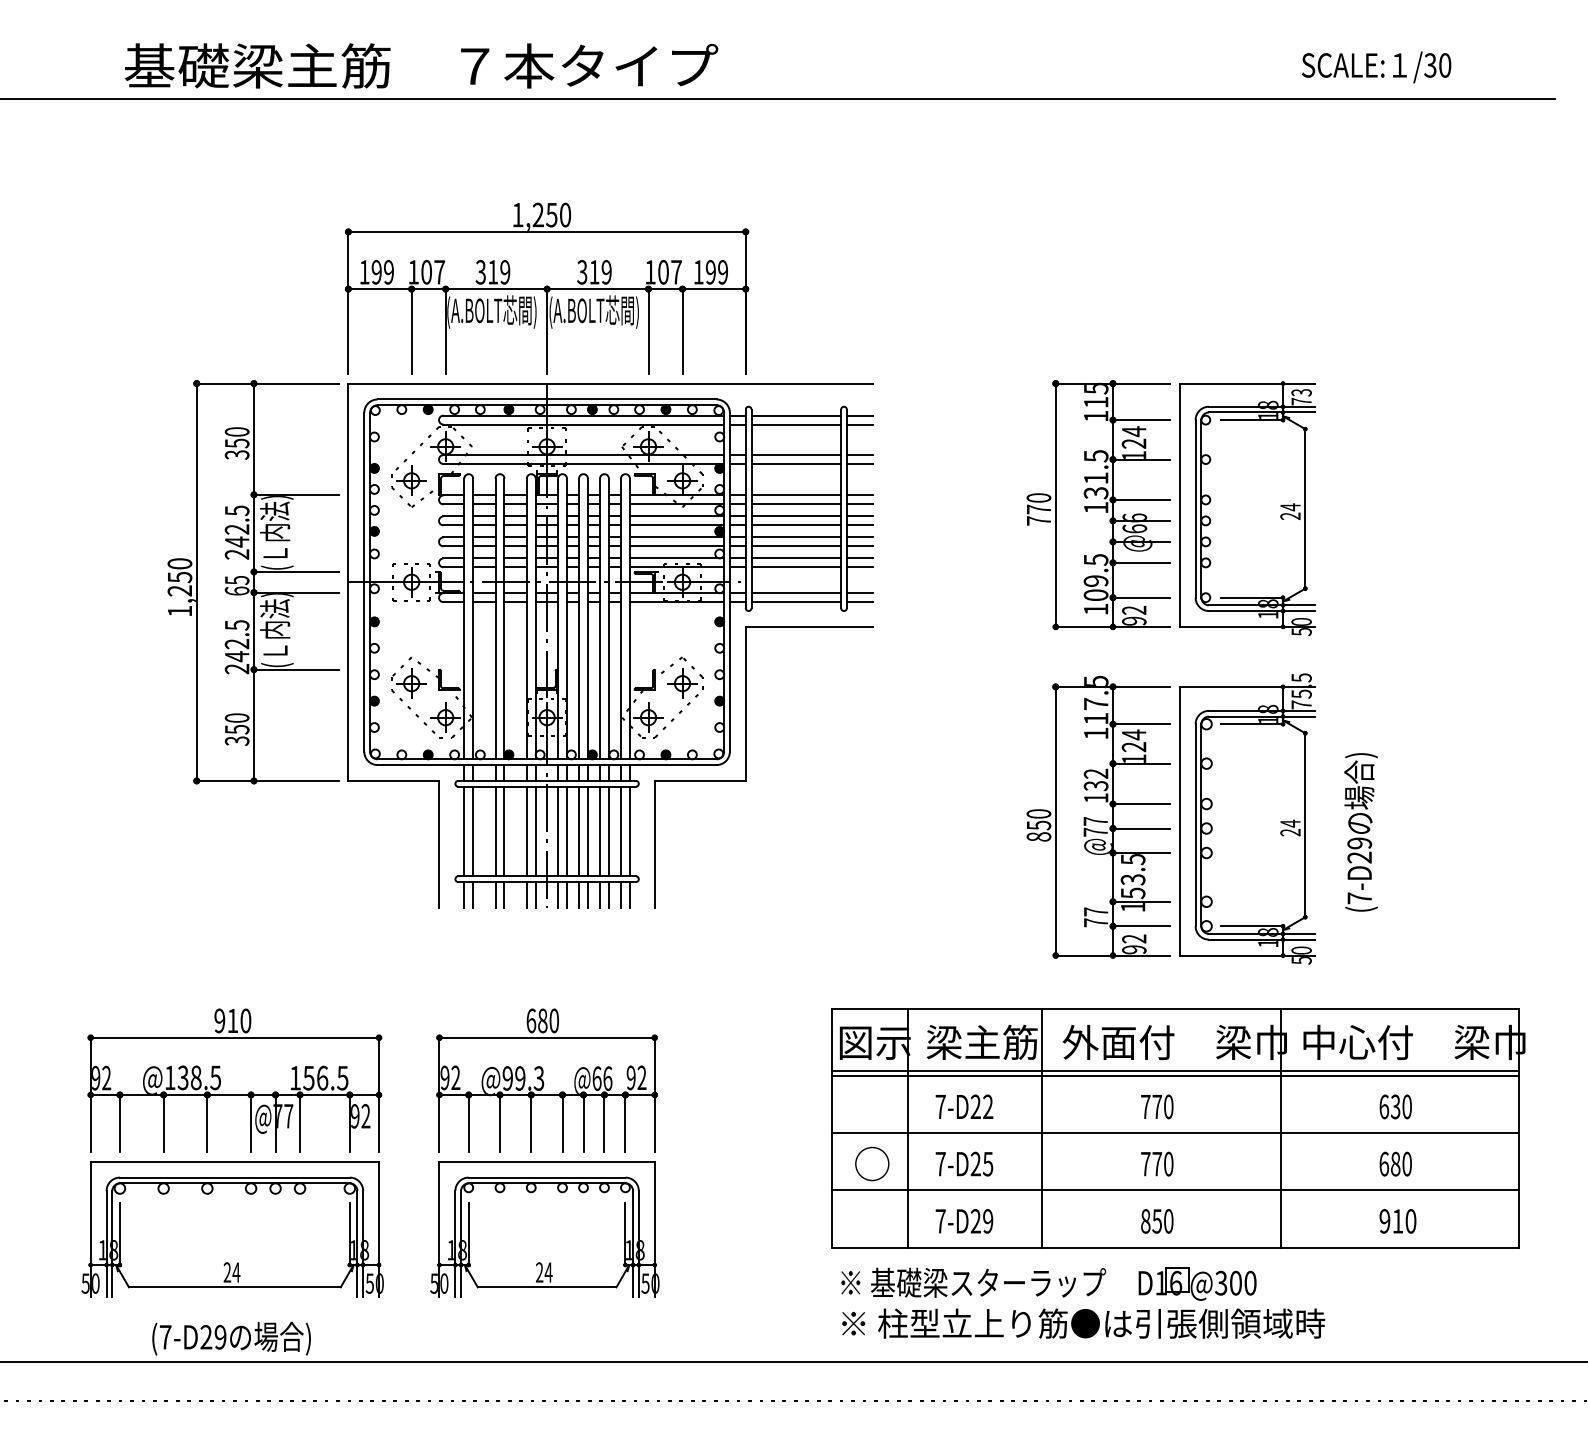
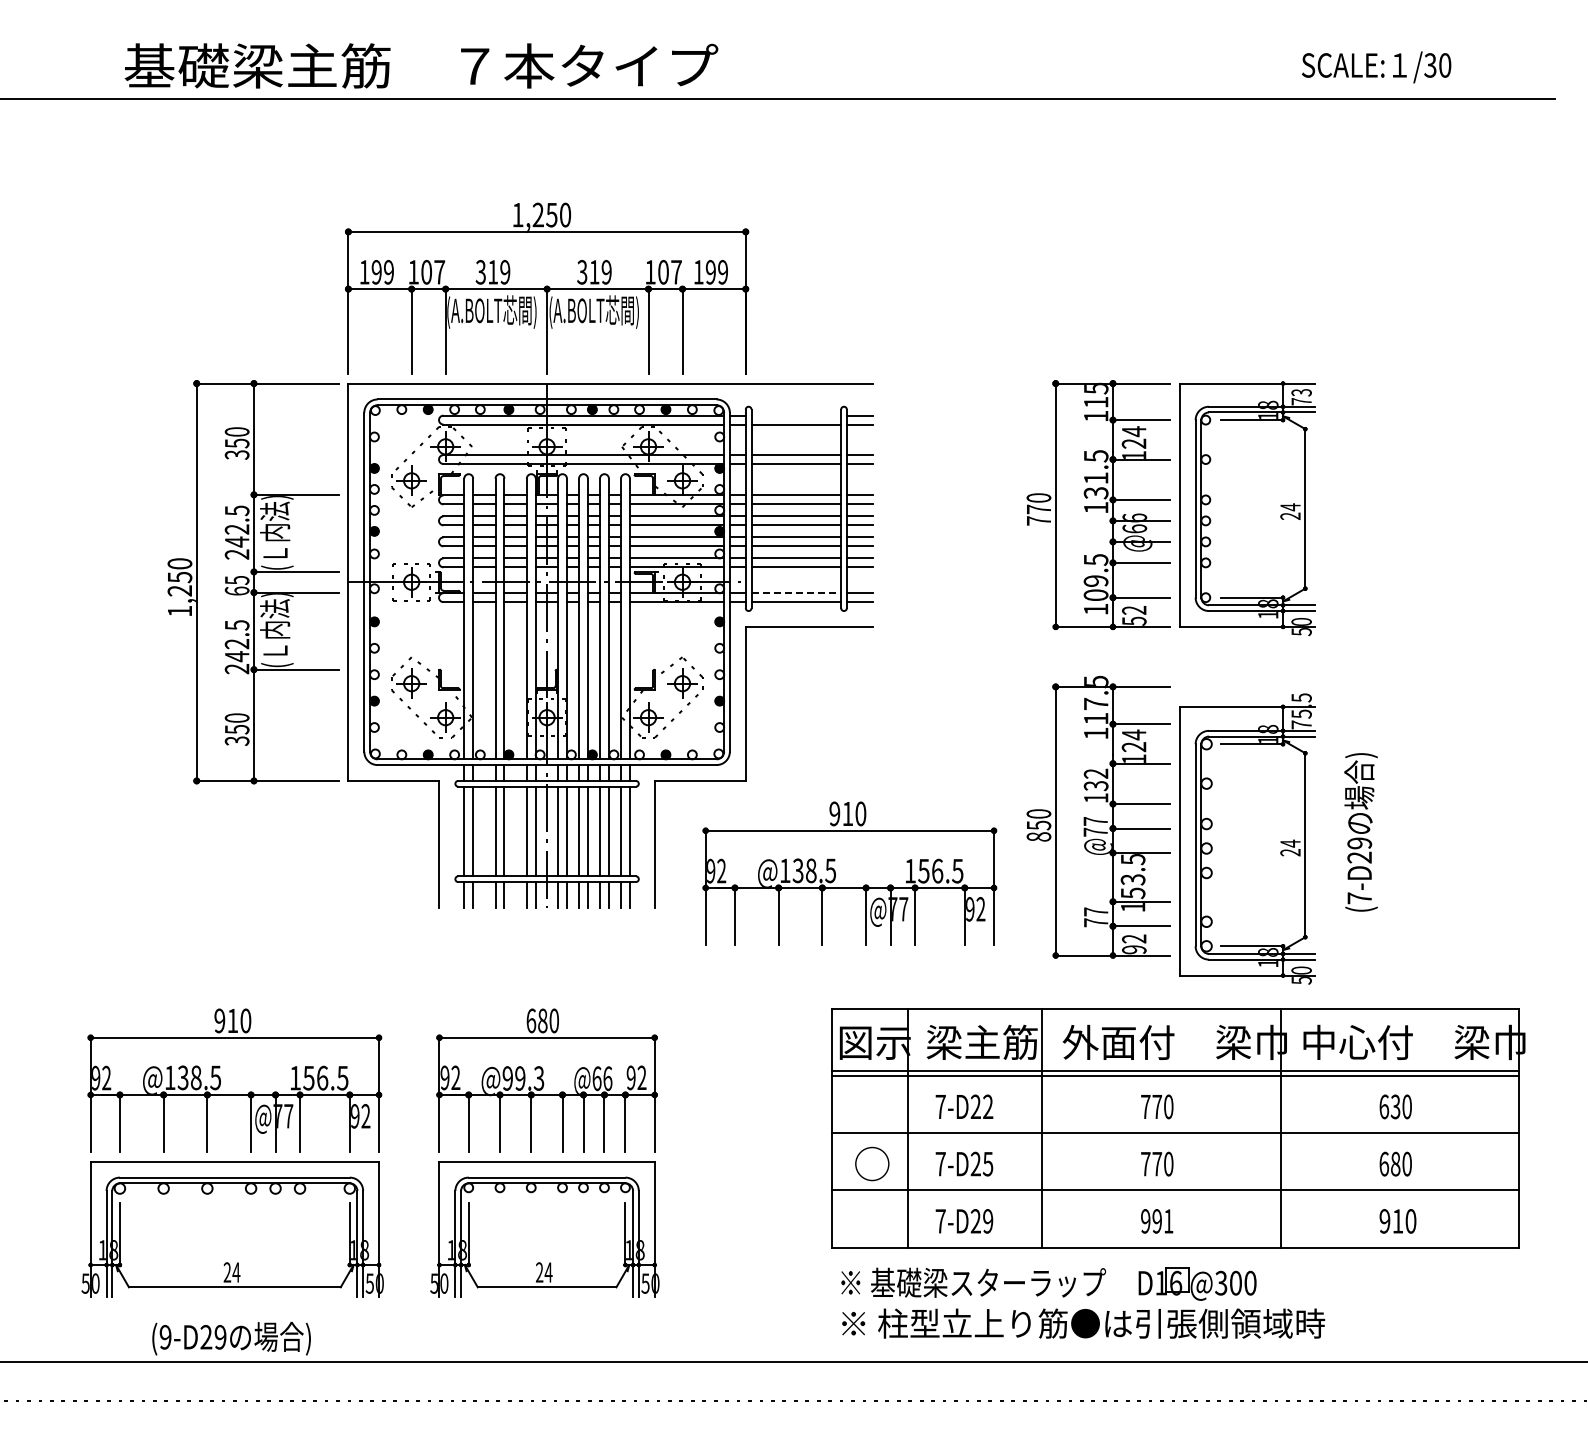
line: present -> none (796, 415)
line: solid -> dashed (796, 593)
text: 92 -> 52 (1134, 620)
part position: (1247, 818) -> (1247, 838) (1247, 838)
part: none -> present (849, 873)
text: 850 -> 991 (1157, 1221)
text: (7-D29 -> (9-D29 (165, 1337)
